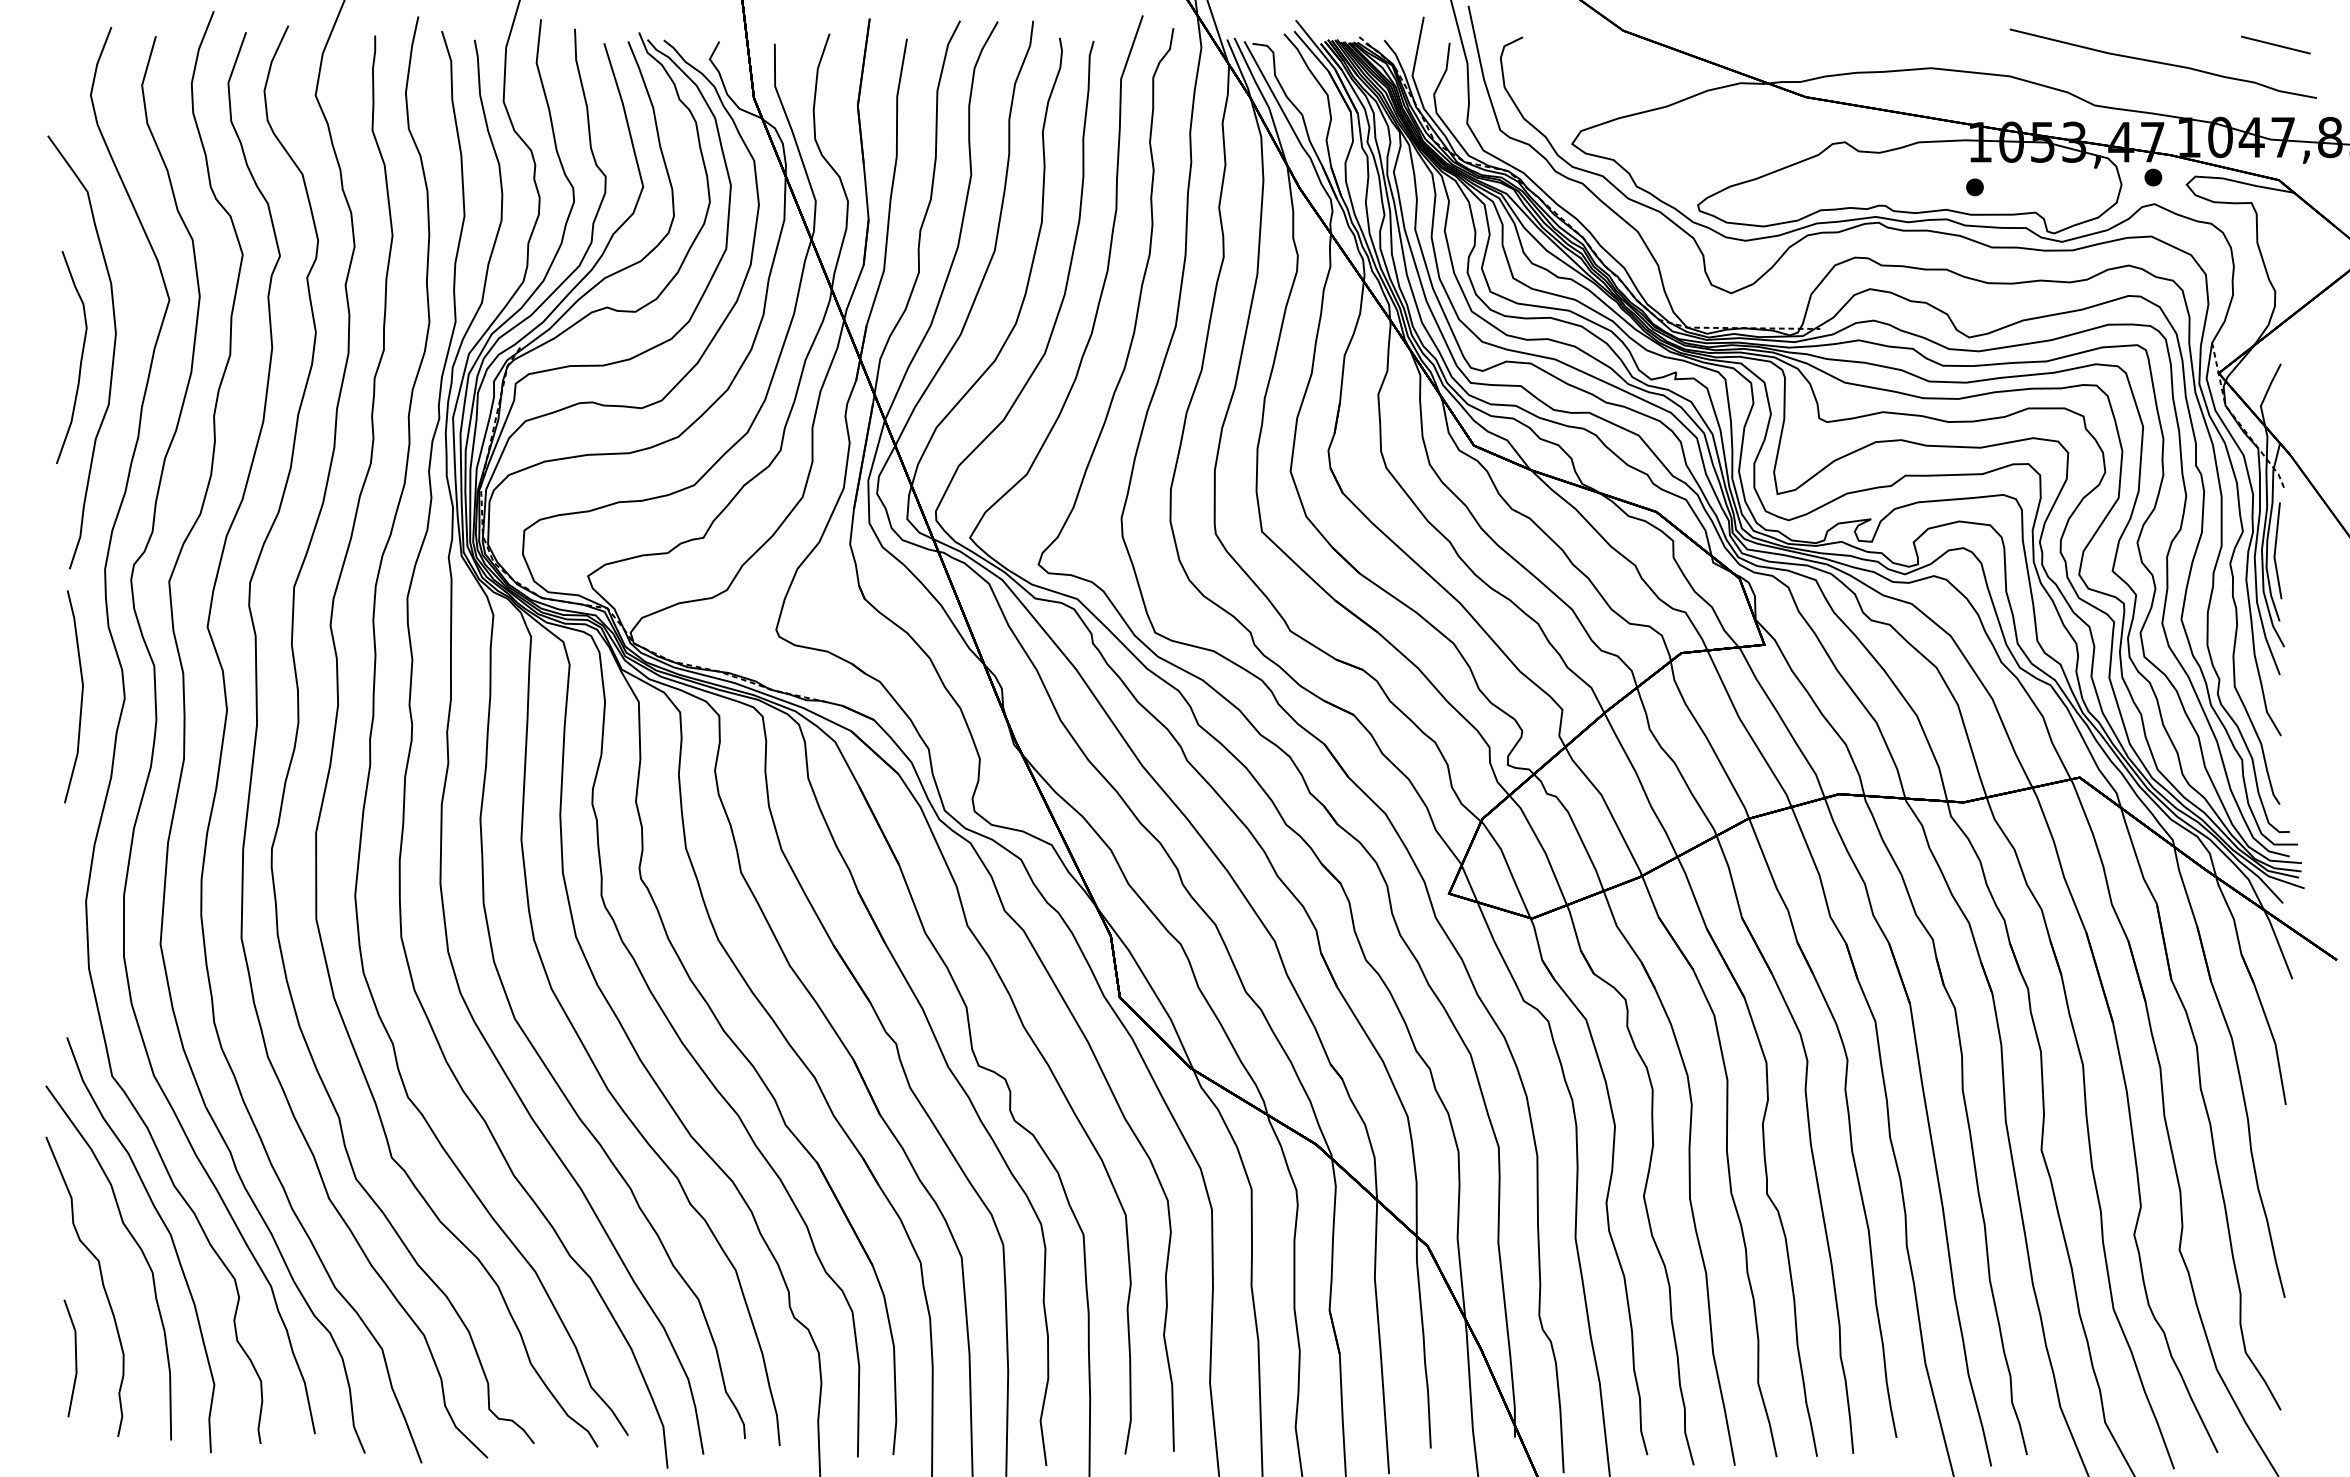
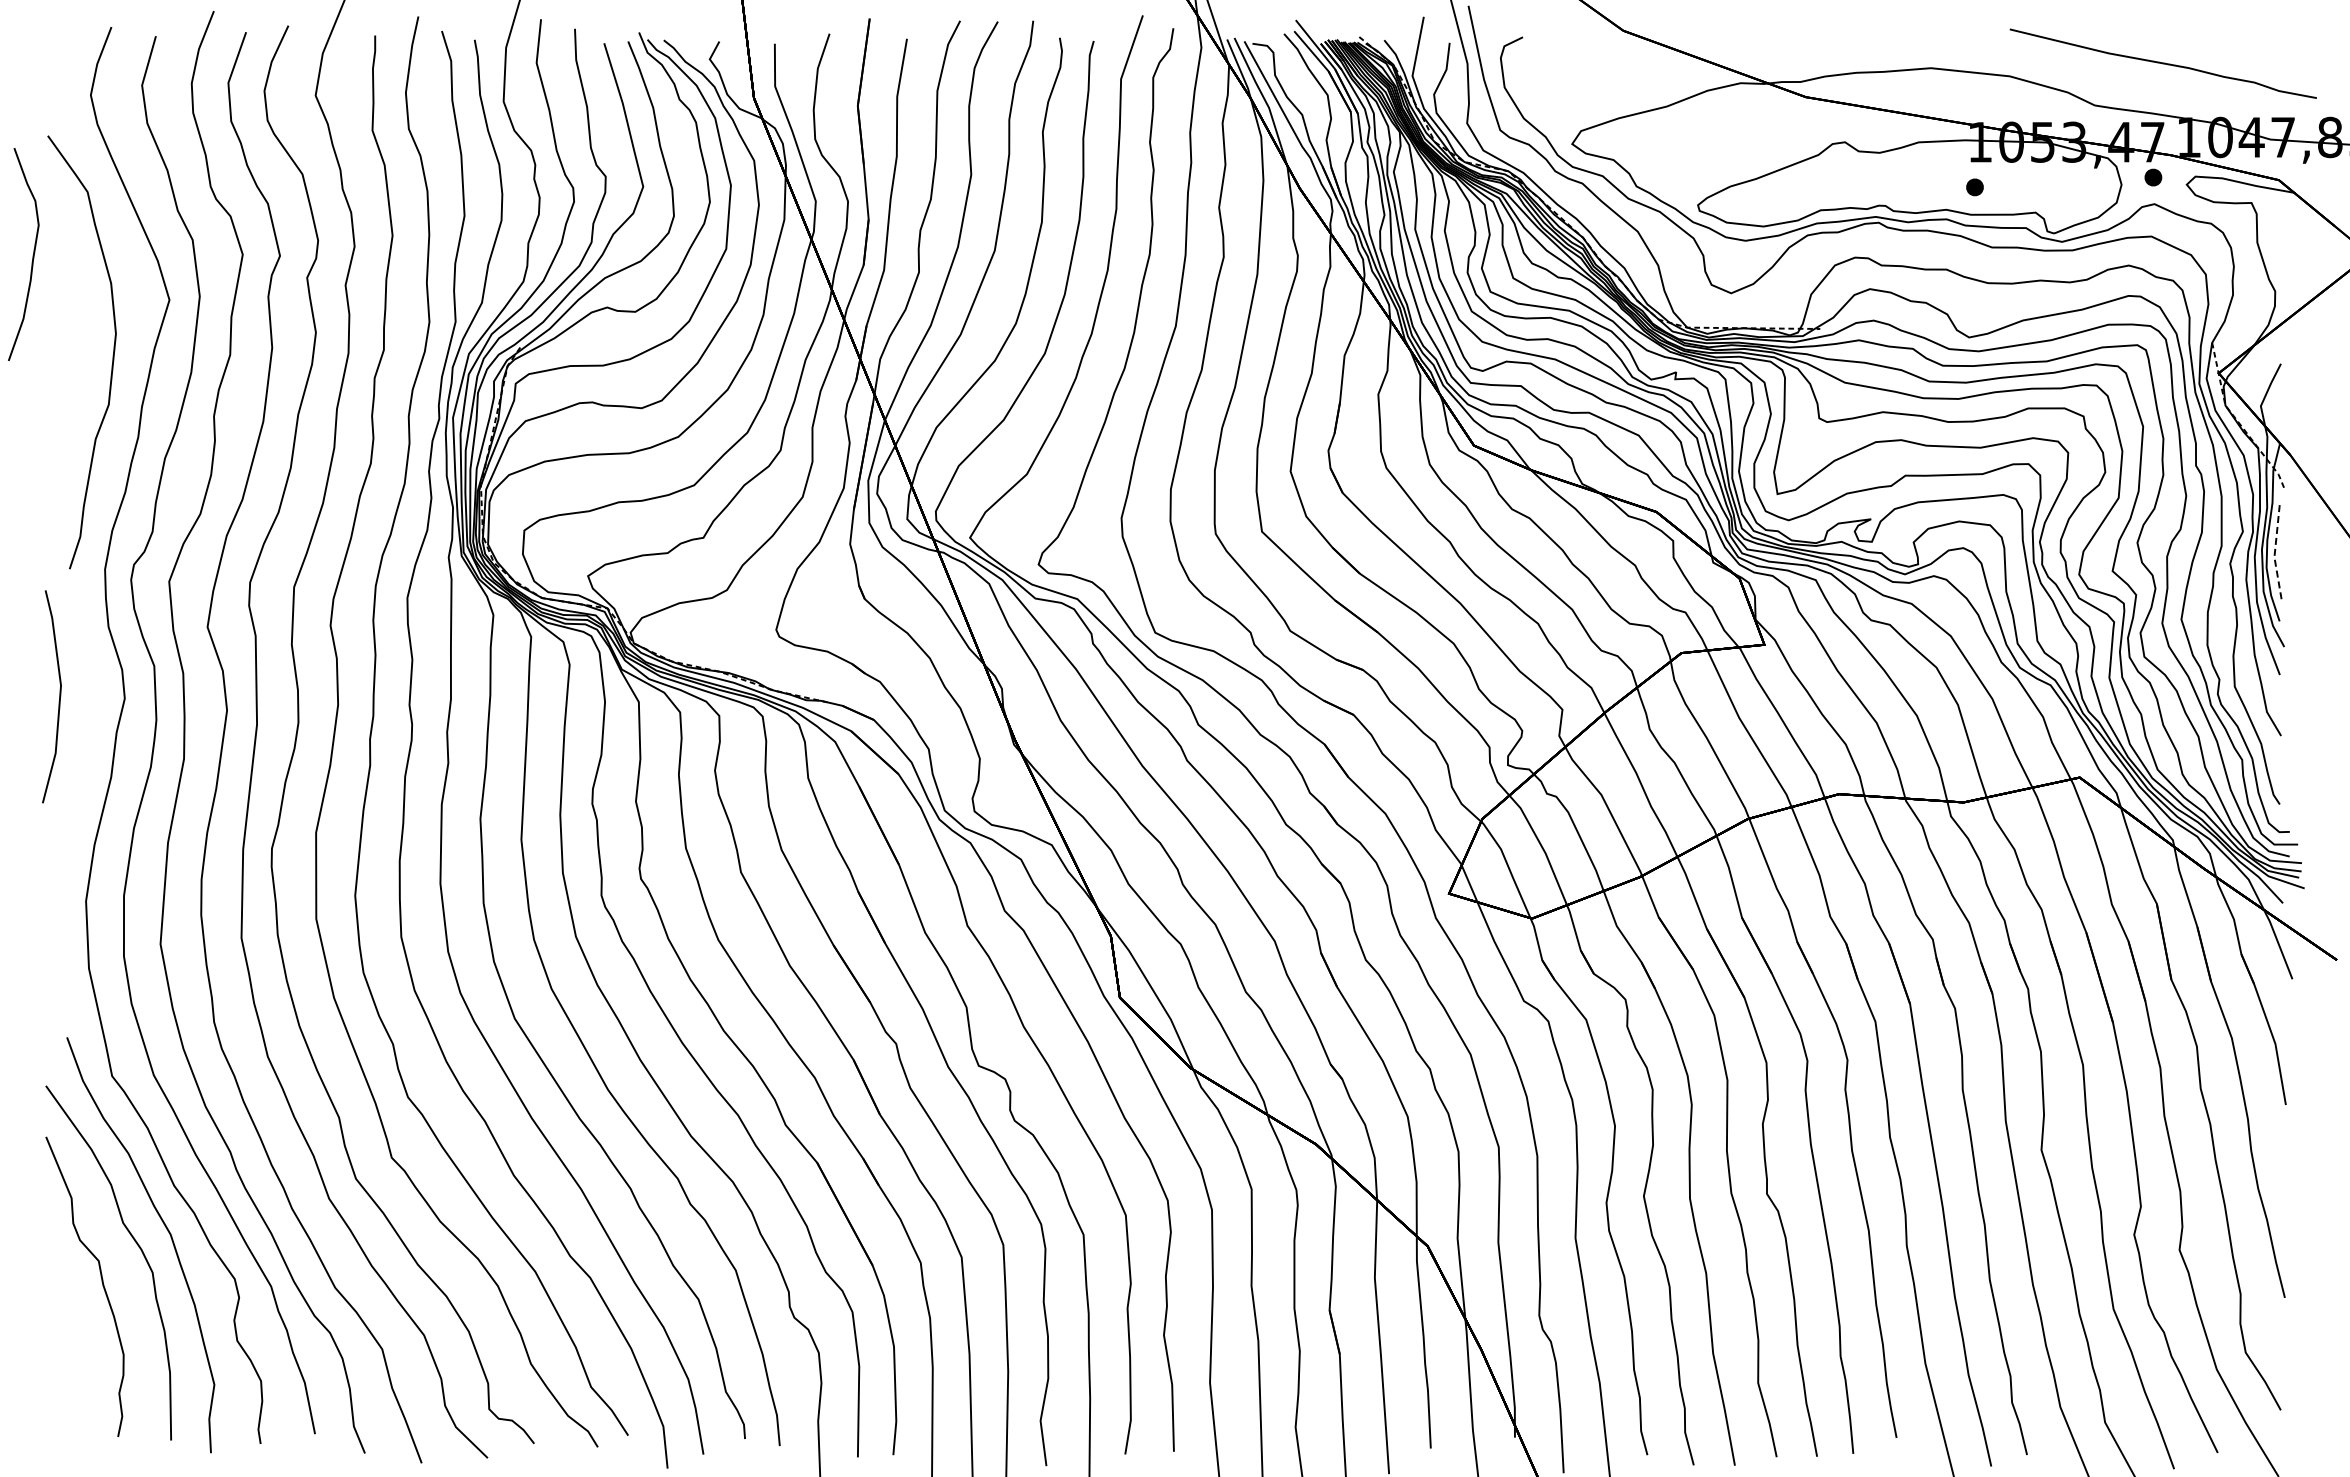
line: present -> none (2275, 44)
curve position: (80, 358) -> (32, 255) (32, 255)
line: solid -> dashed (2275, 551)
line position: (81, 696) -> (59, 696) (59, 696)
line: present -> none (75, 1358)
